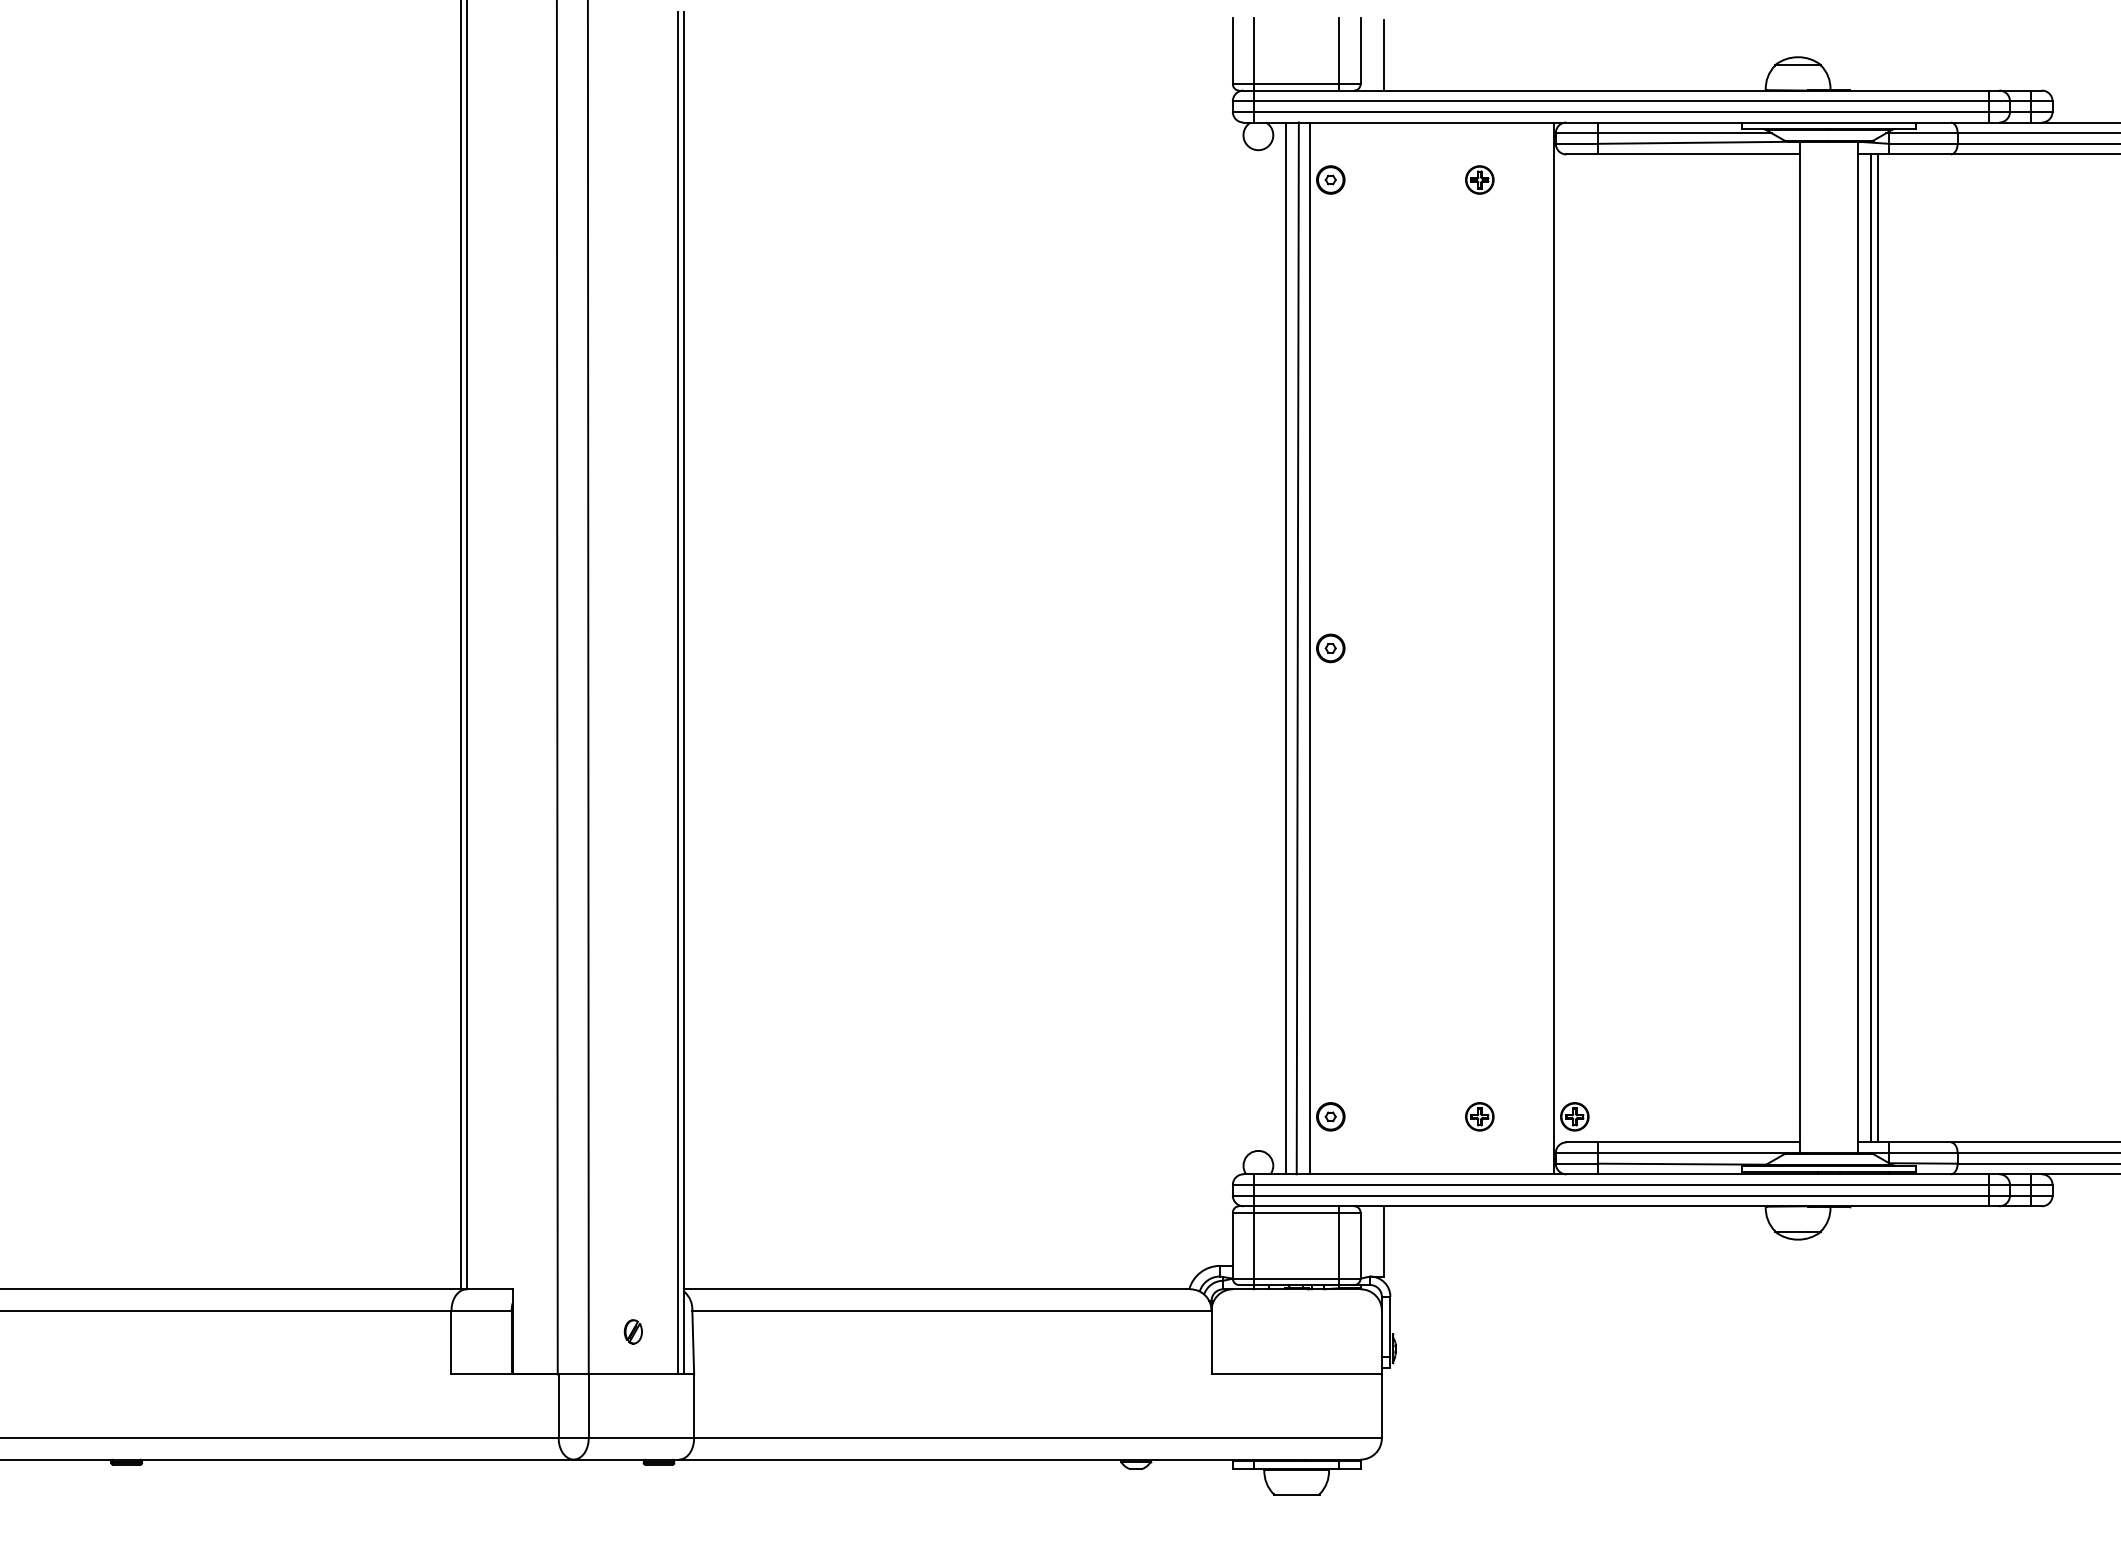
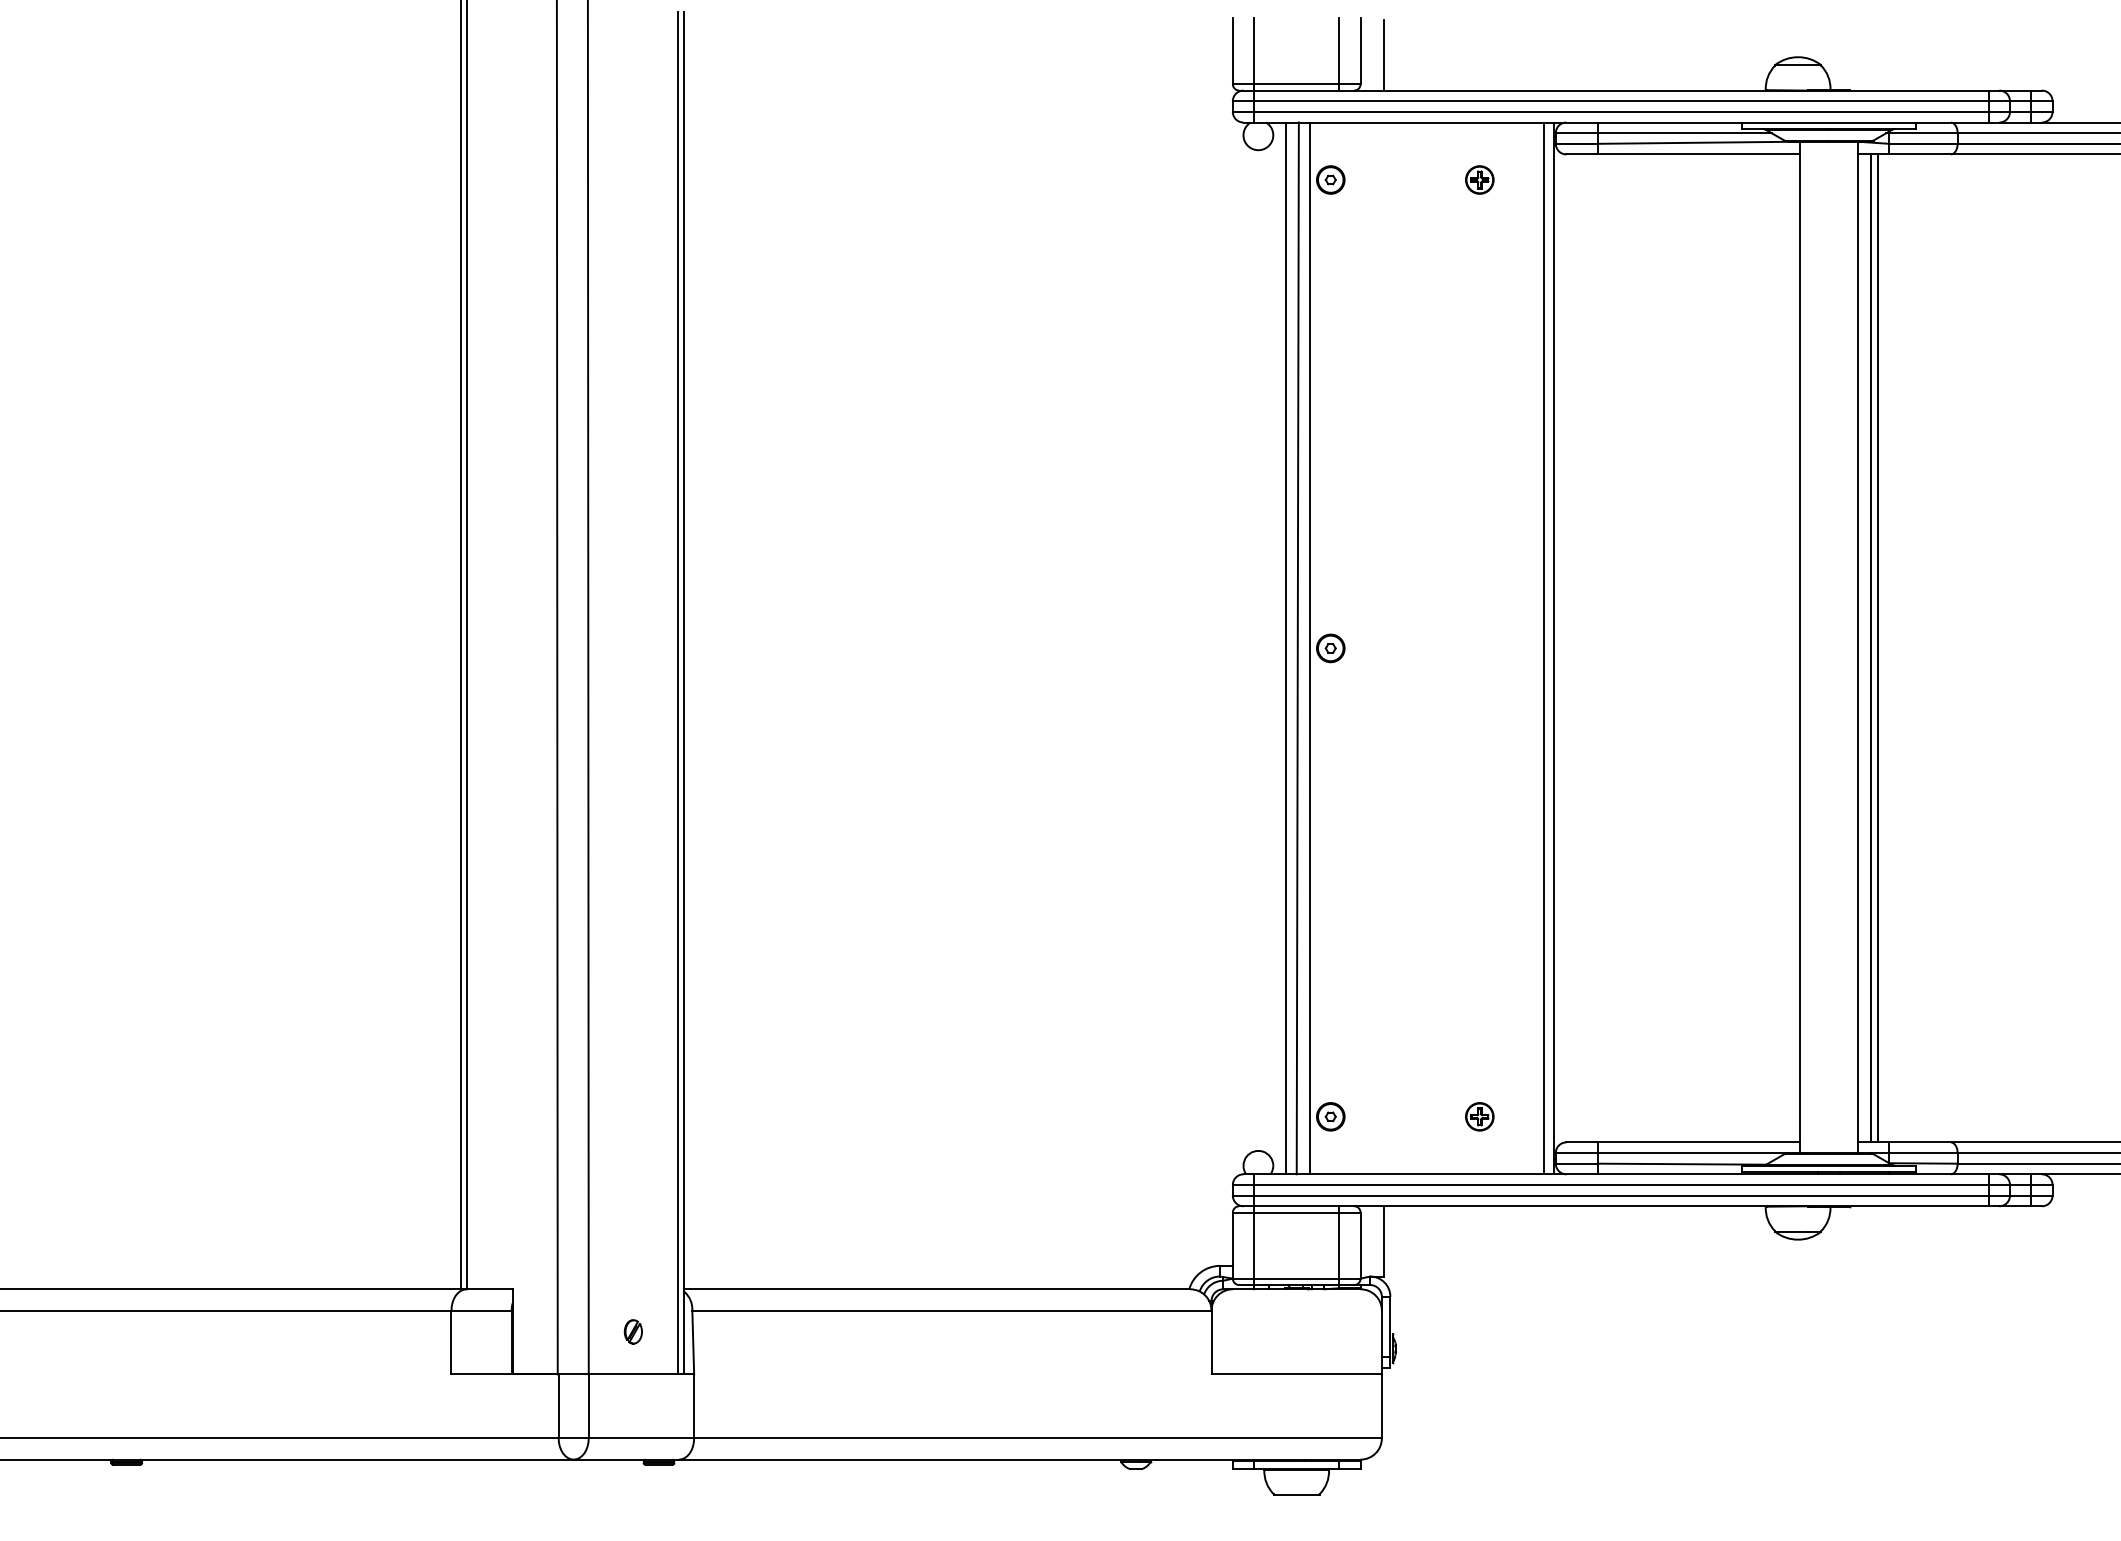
line: none -> present (1543, 648)
part: present -> none (1574, 1116)
